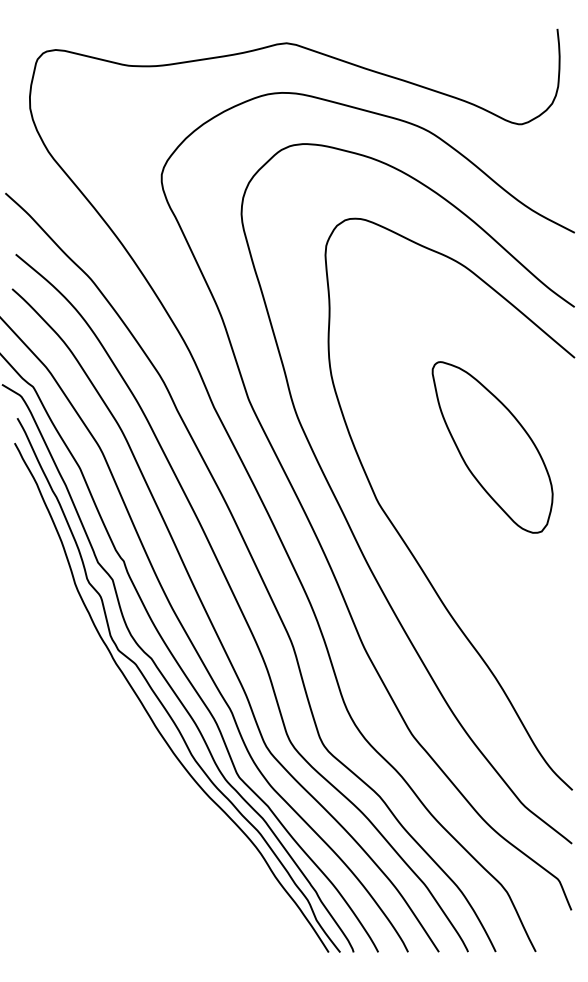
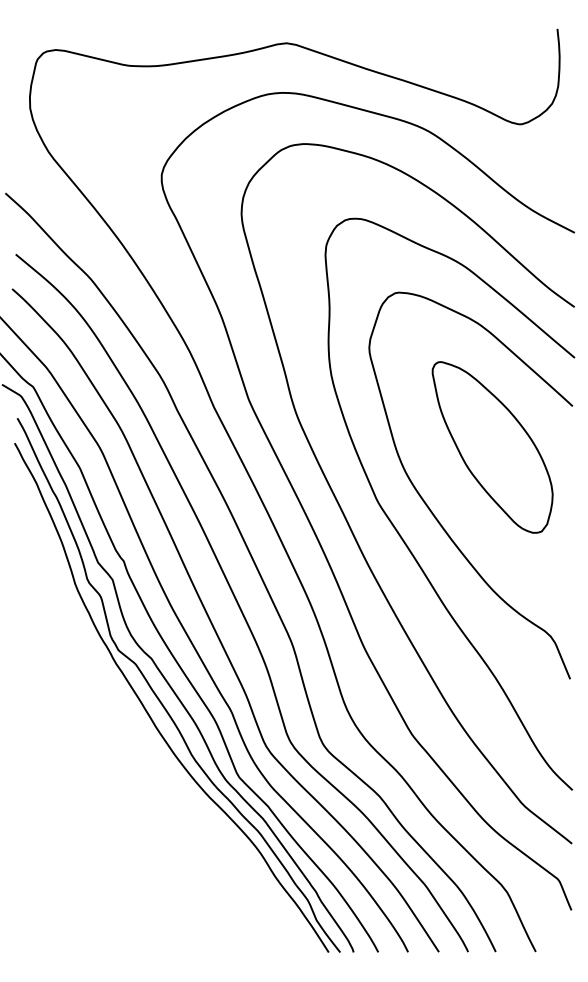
curve: none -> present (432, 511)
